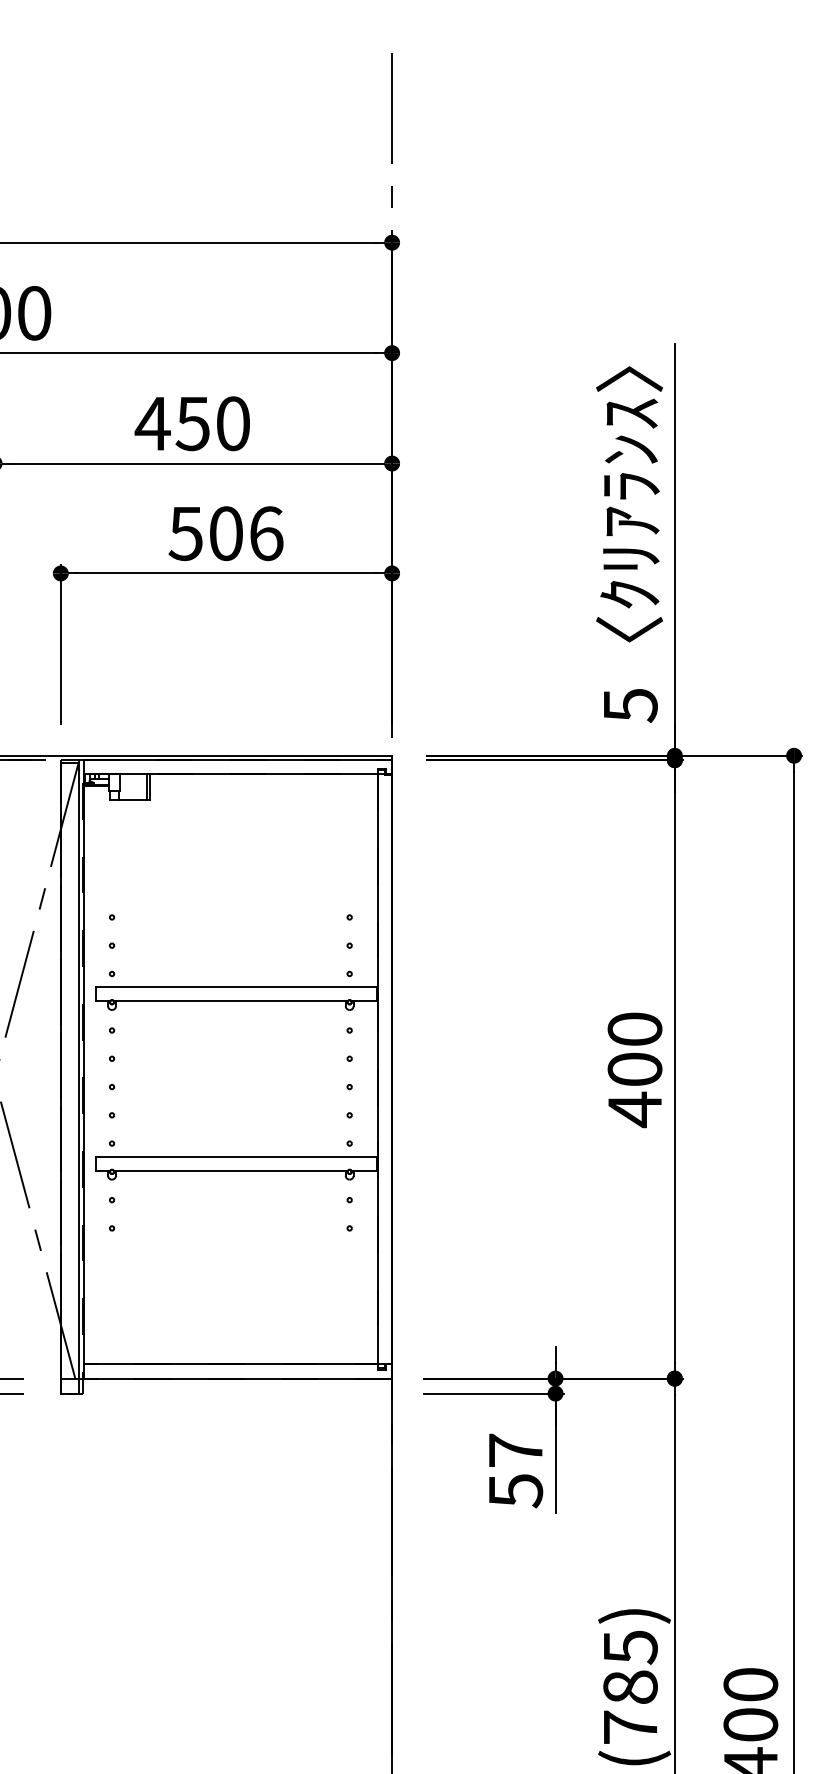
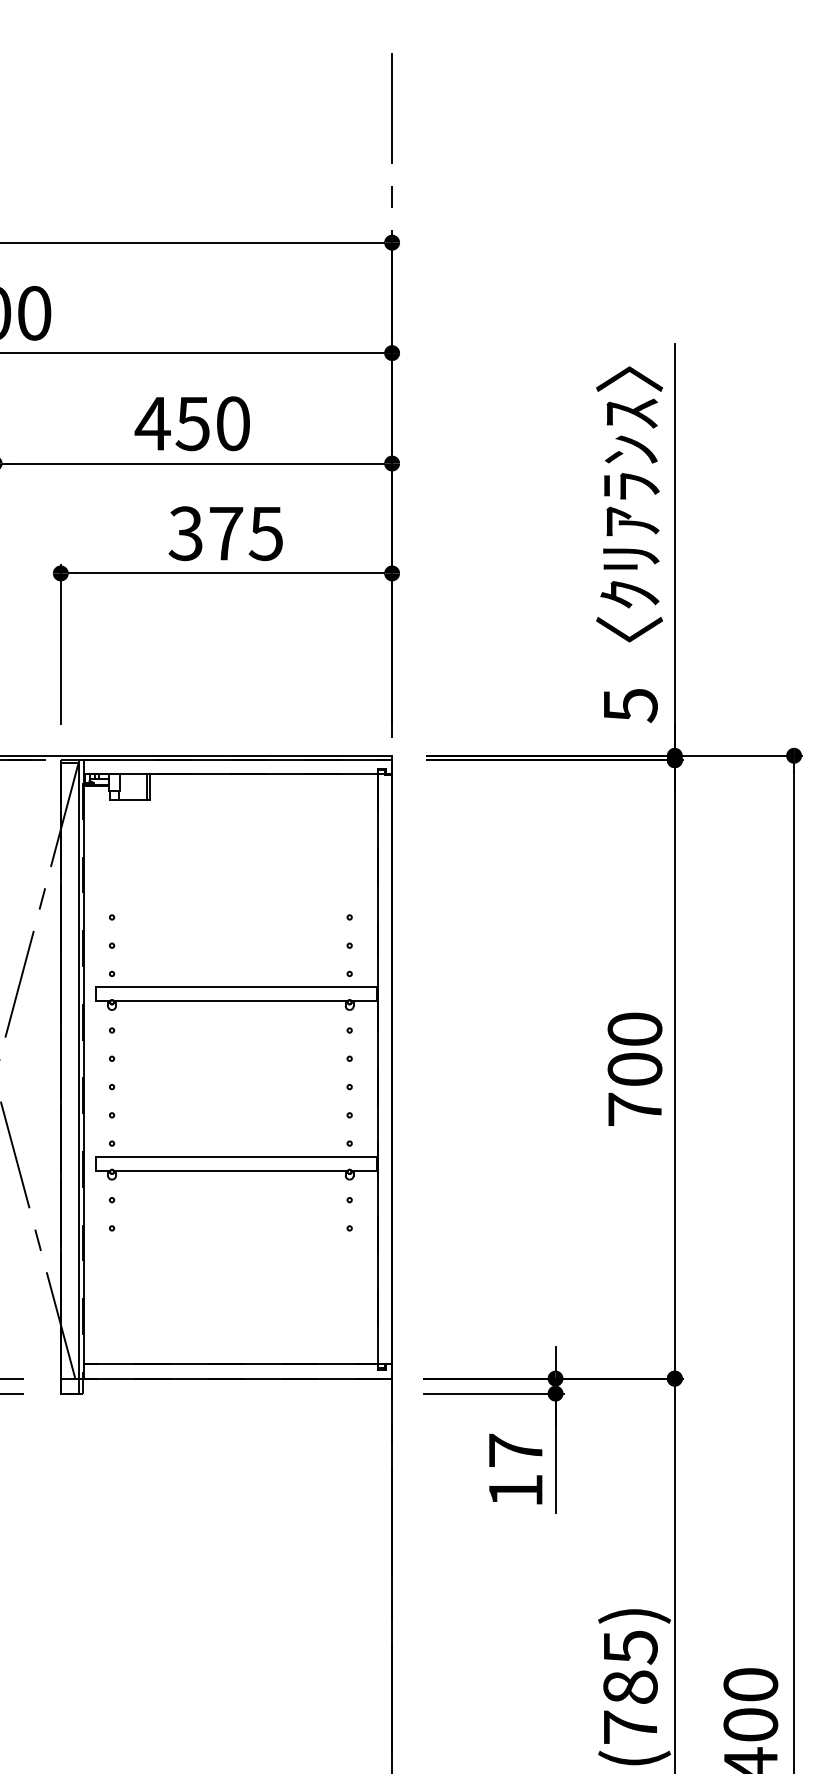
text: 506 -> 375 (225, 533)
text: 400 -> 700 (634, 1109)
text: 57 -> 17 (516, 1491)
